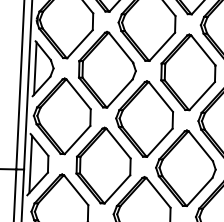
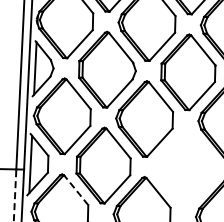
part: present -> none (185, 167)
line: solid -> dashed (75, 189)
line: solid -> dashed (15, 195)
